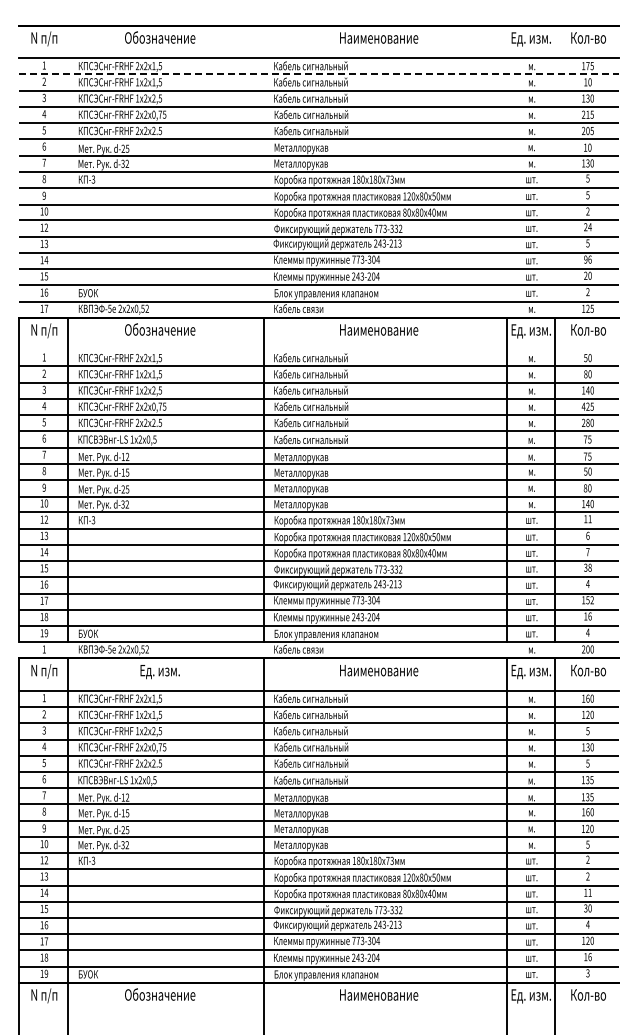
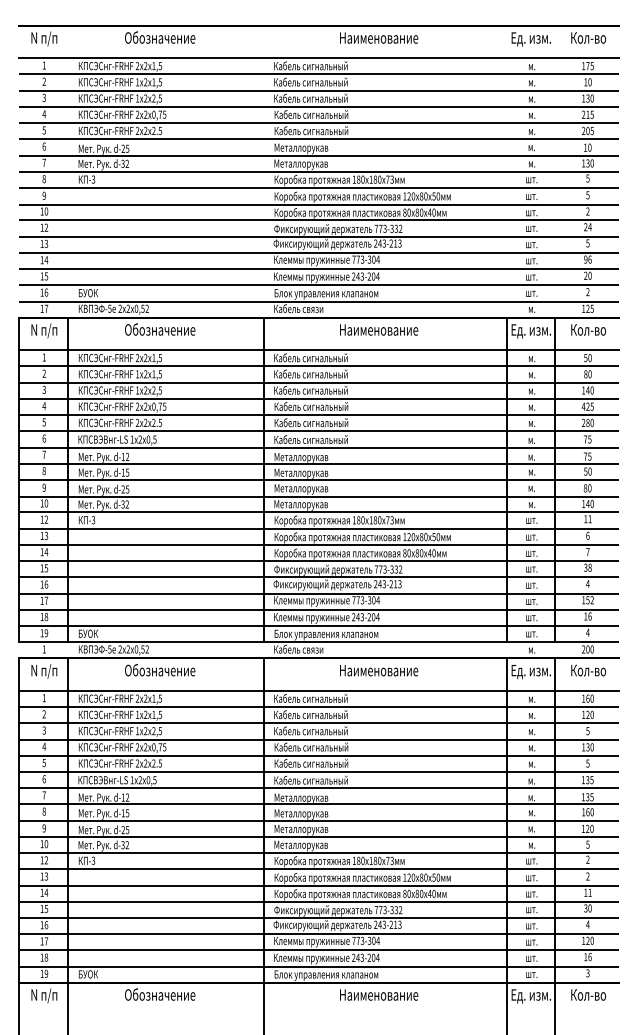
line: dashed -> solid (319, 74)
line: none -> present (319, 350)
text: Ед. изм. -> Обозначение (160, 671)
